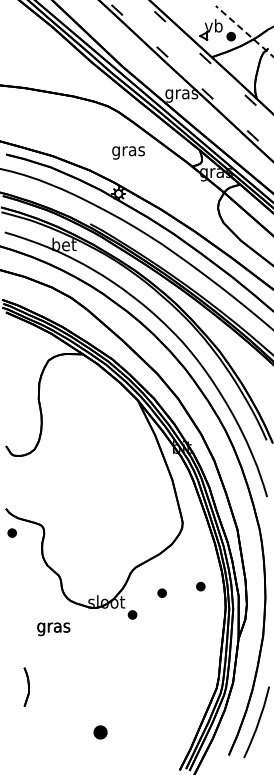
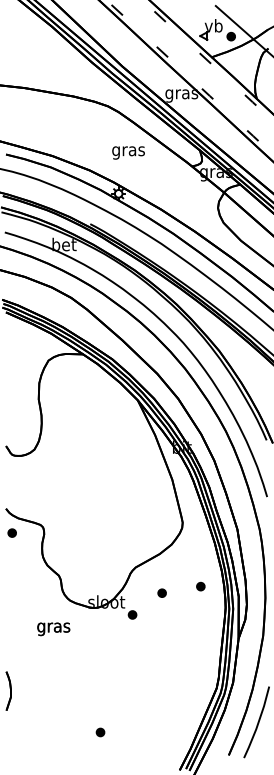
line: dashed -> solid (244, 31)
part position: (26, 686) -> (8, 690) (8, 690)
part size: 15x15 px -> 11x11 px (100, 732)
